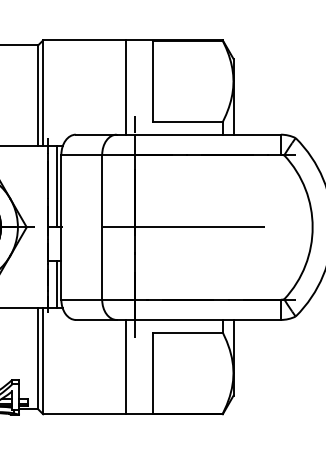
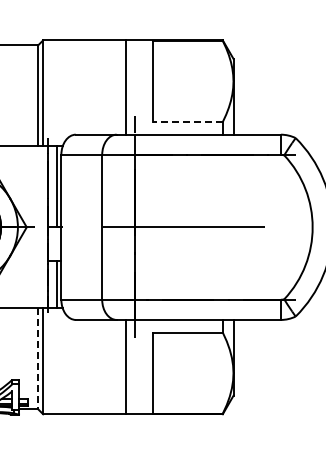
line: solid -> dashed (187, 122)
line: solid -> dashed (38, 358)
